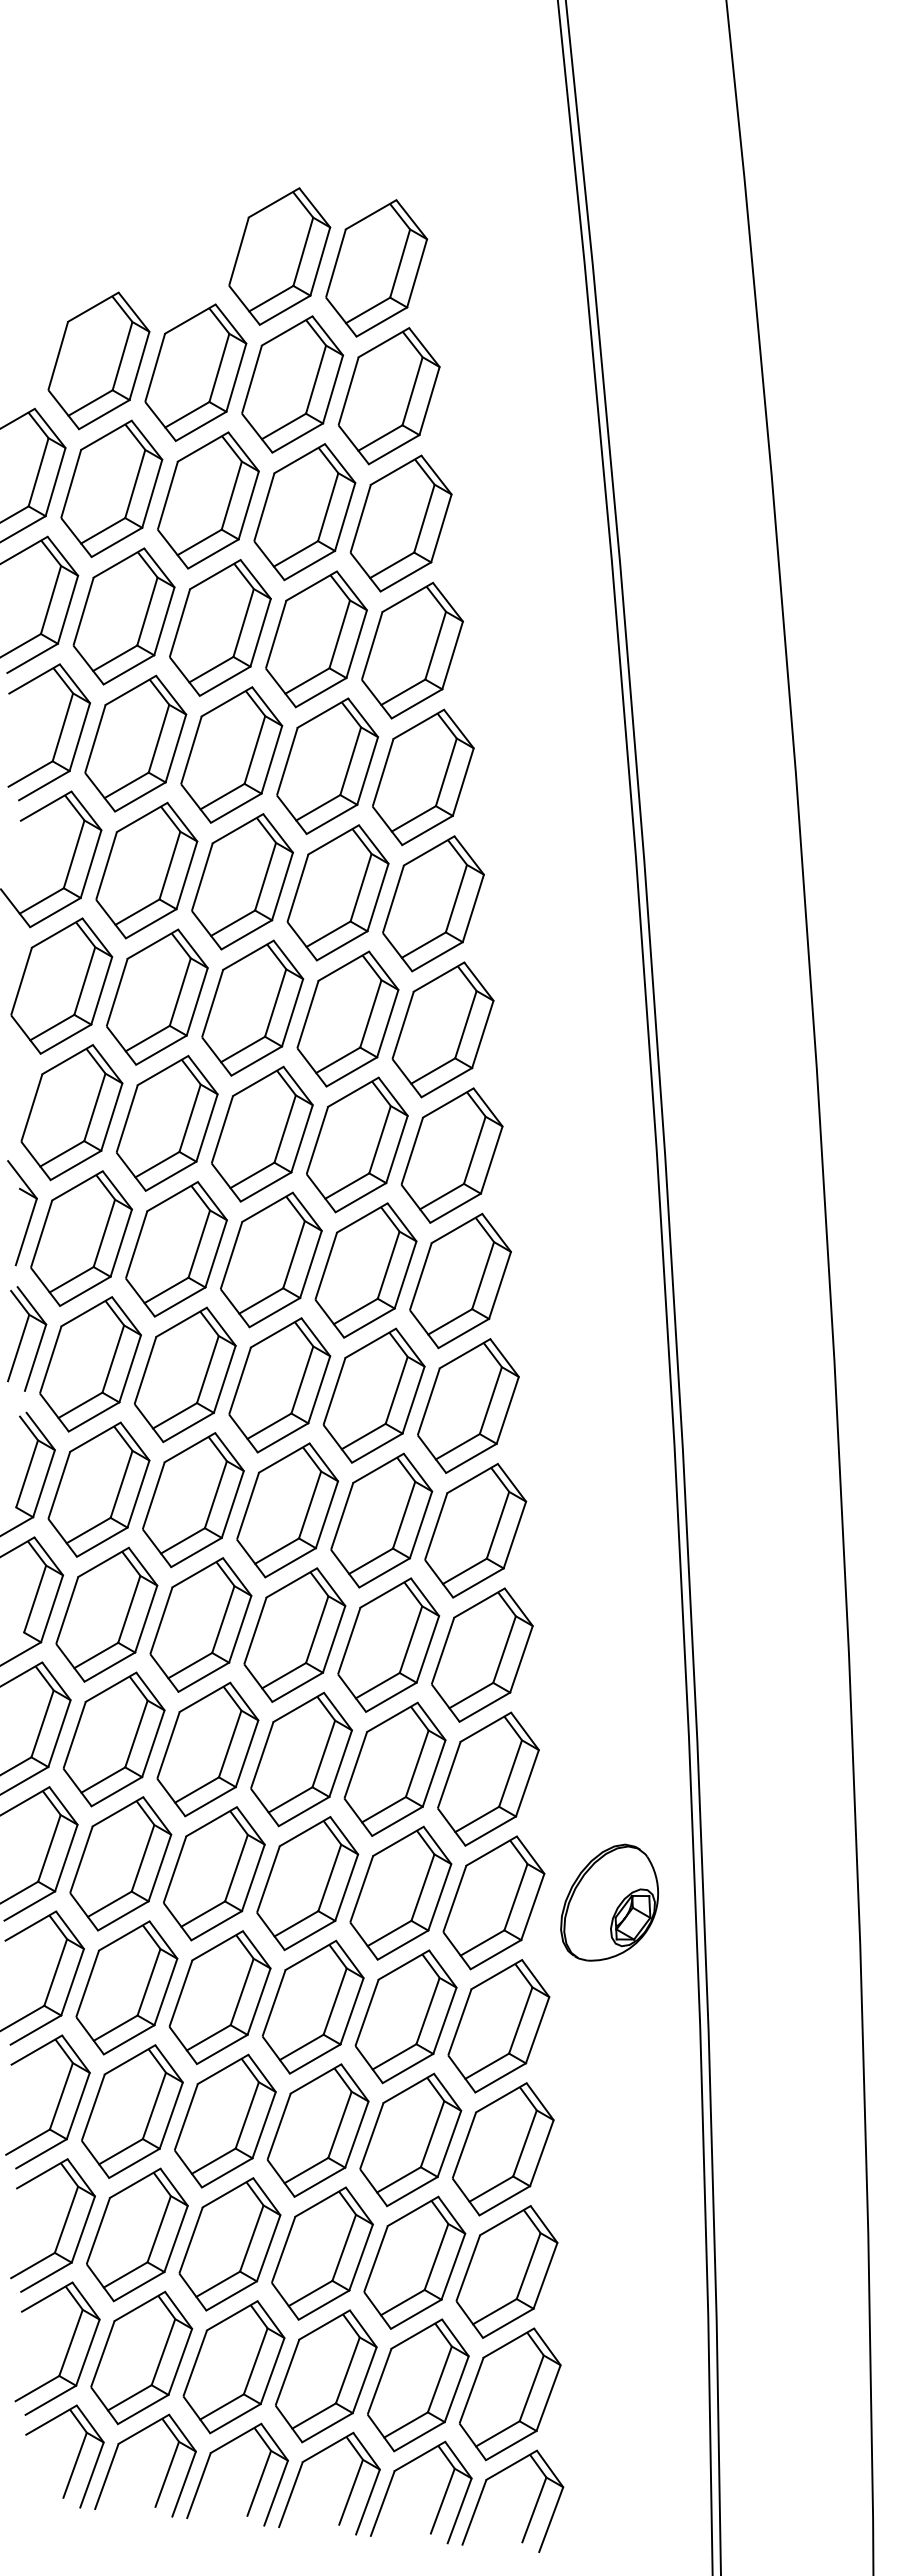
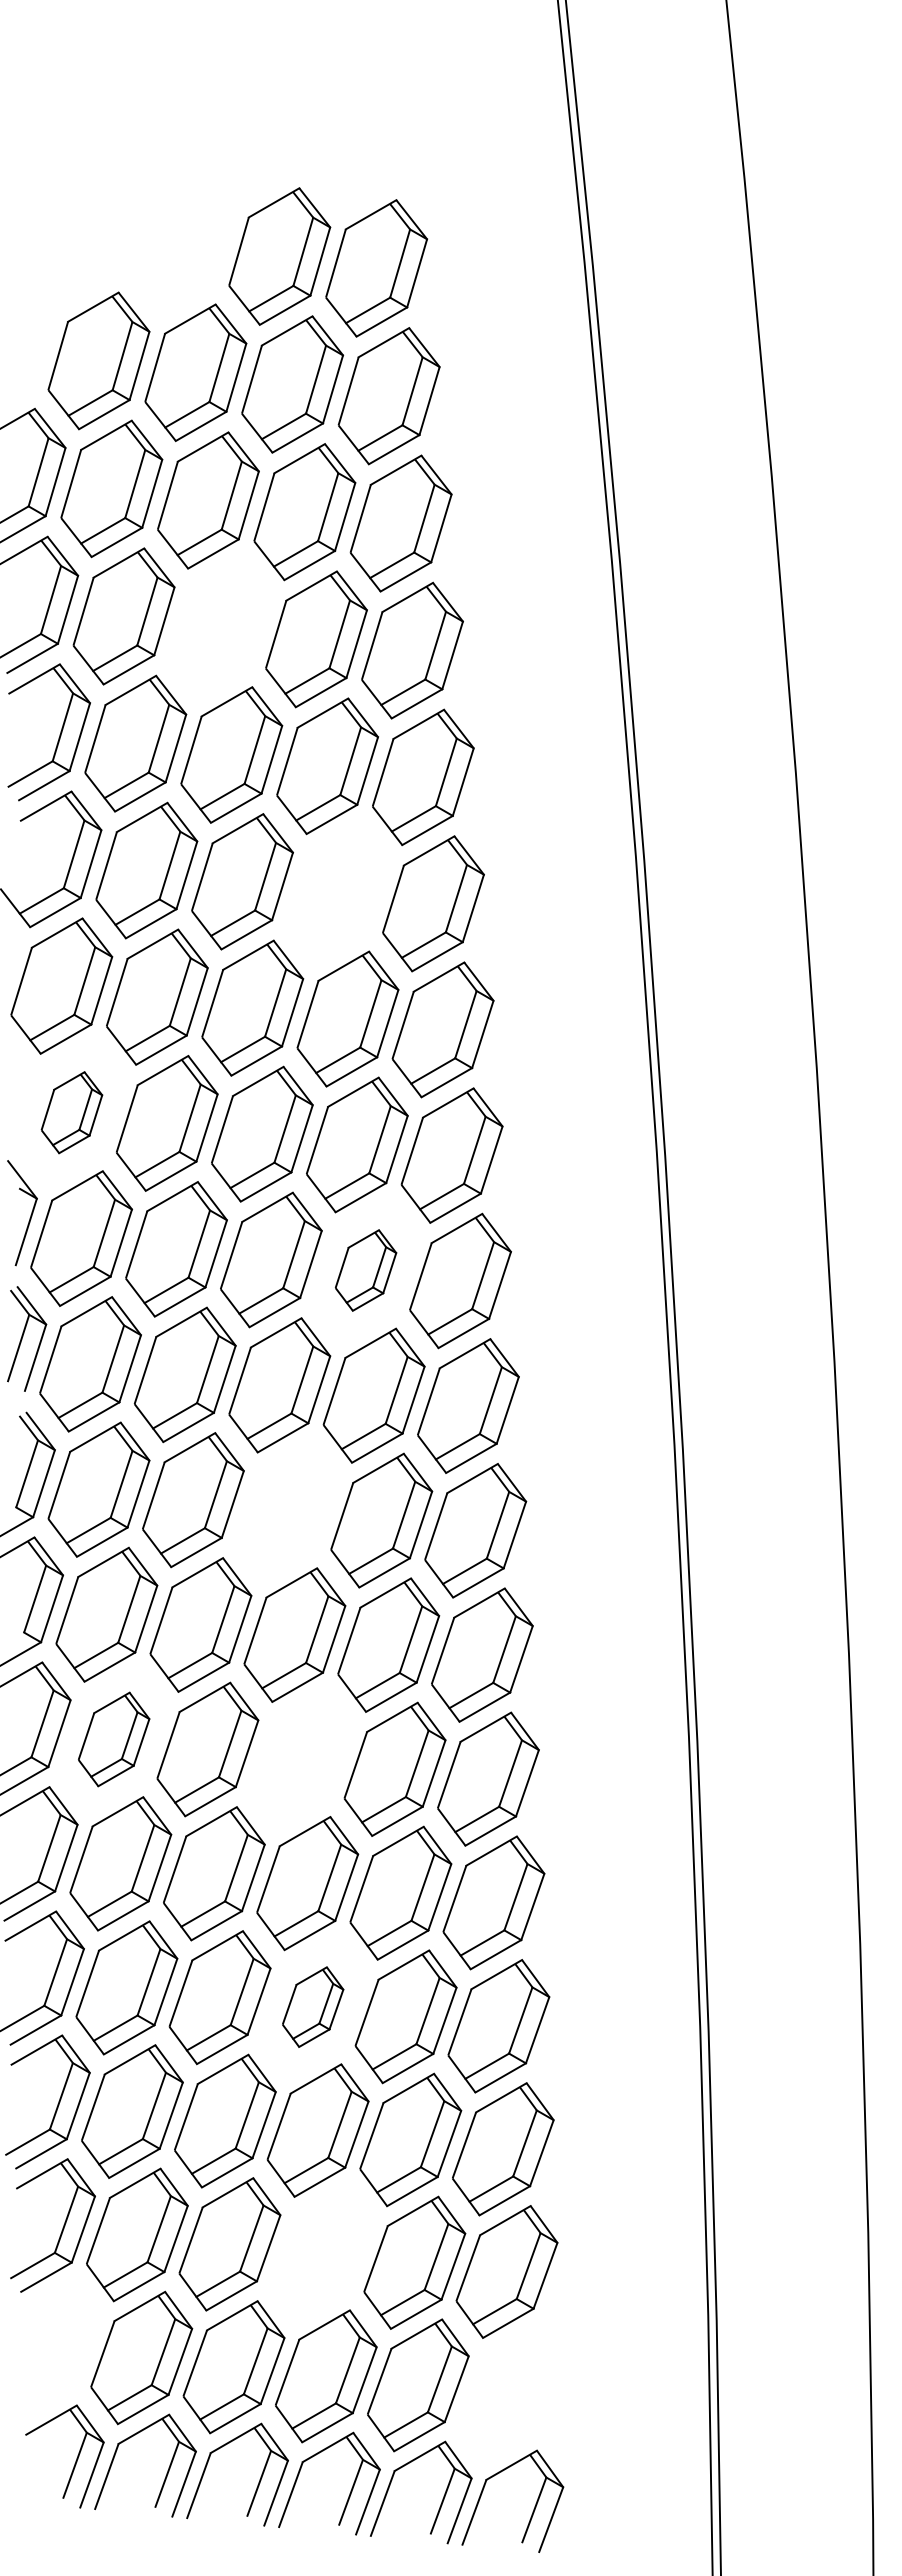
part: present -> none (220, 627)
part: present -> none (337, 892)
part size: 104x138 px -> 64x84 px (71, 1112)
part size: 104x137 px -> 64x83 px (365, 1270)
part: present -> none (287, 1510)
part size: 104x137 px -> 73x97 px (114, 1739)
part: present -> none (301, 1759)
part: present -> none (609, 1902)
part size: 104x136 px -> 63x82 px (313, 2006)
part: present -> none (322, 2253)
part: present -> none (66, 2352)
part: present -> none (510, 2394)
